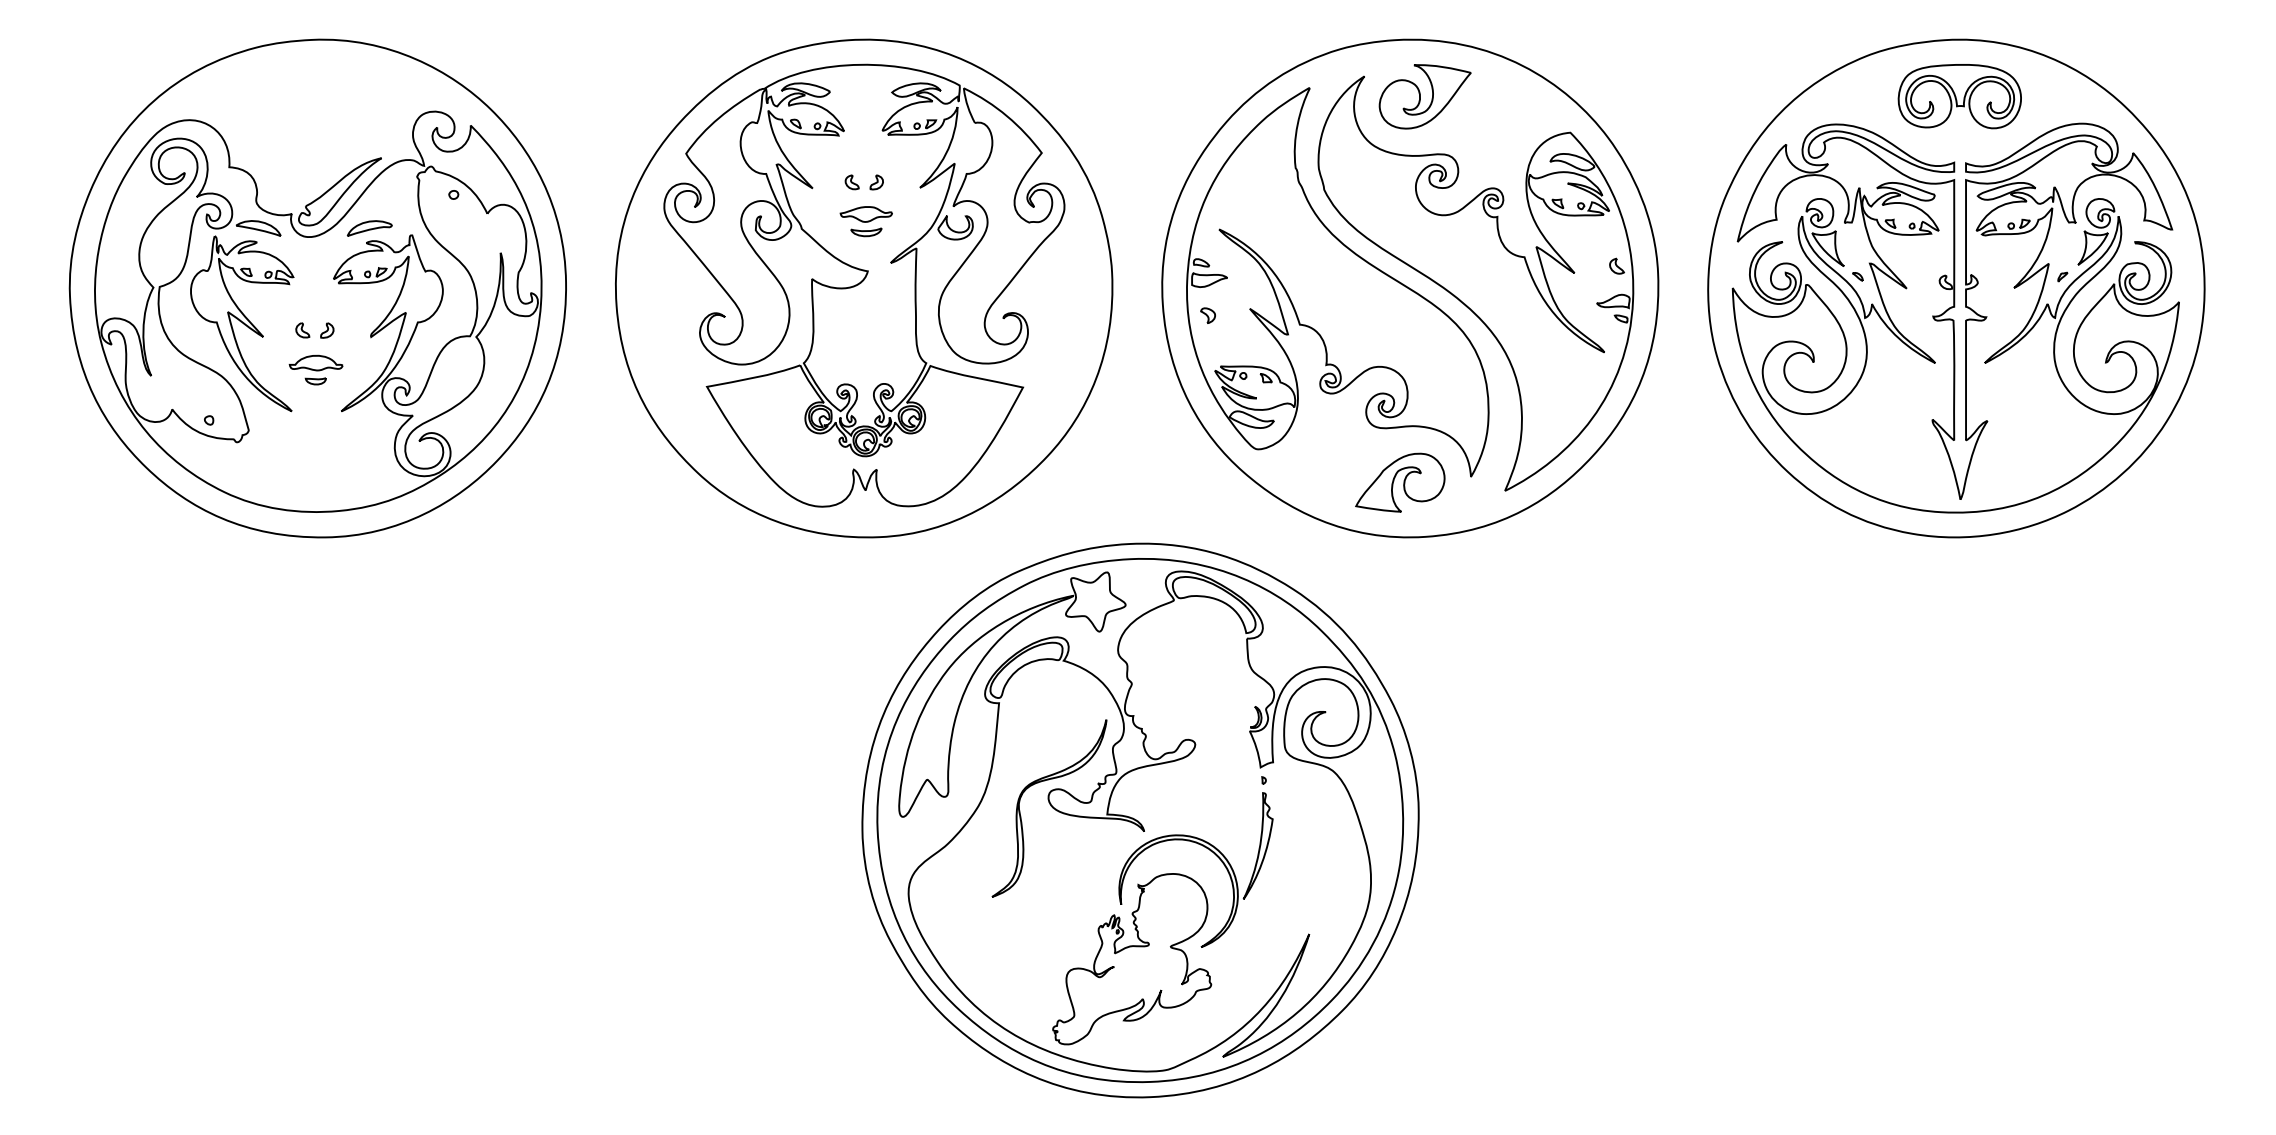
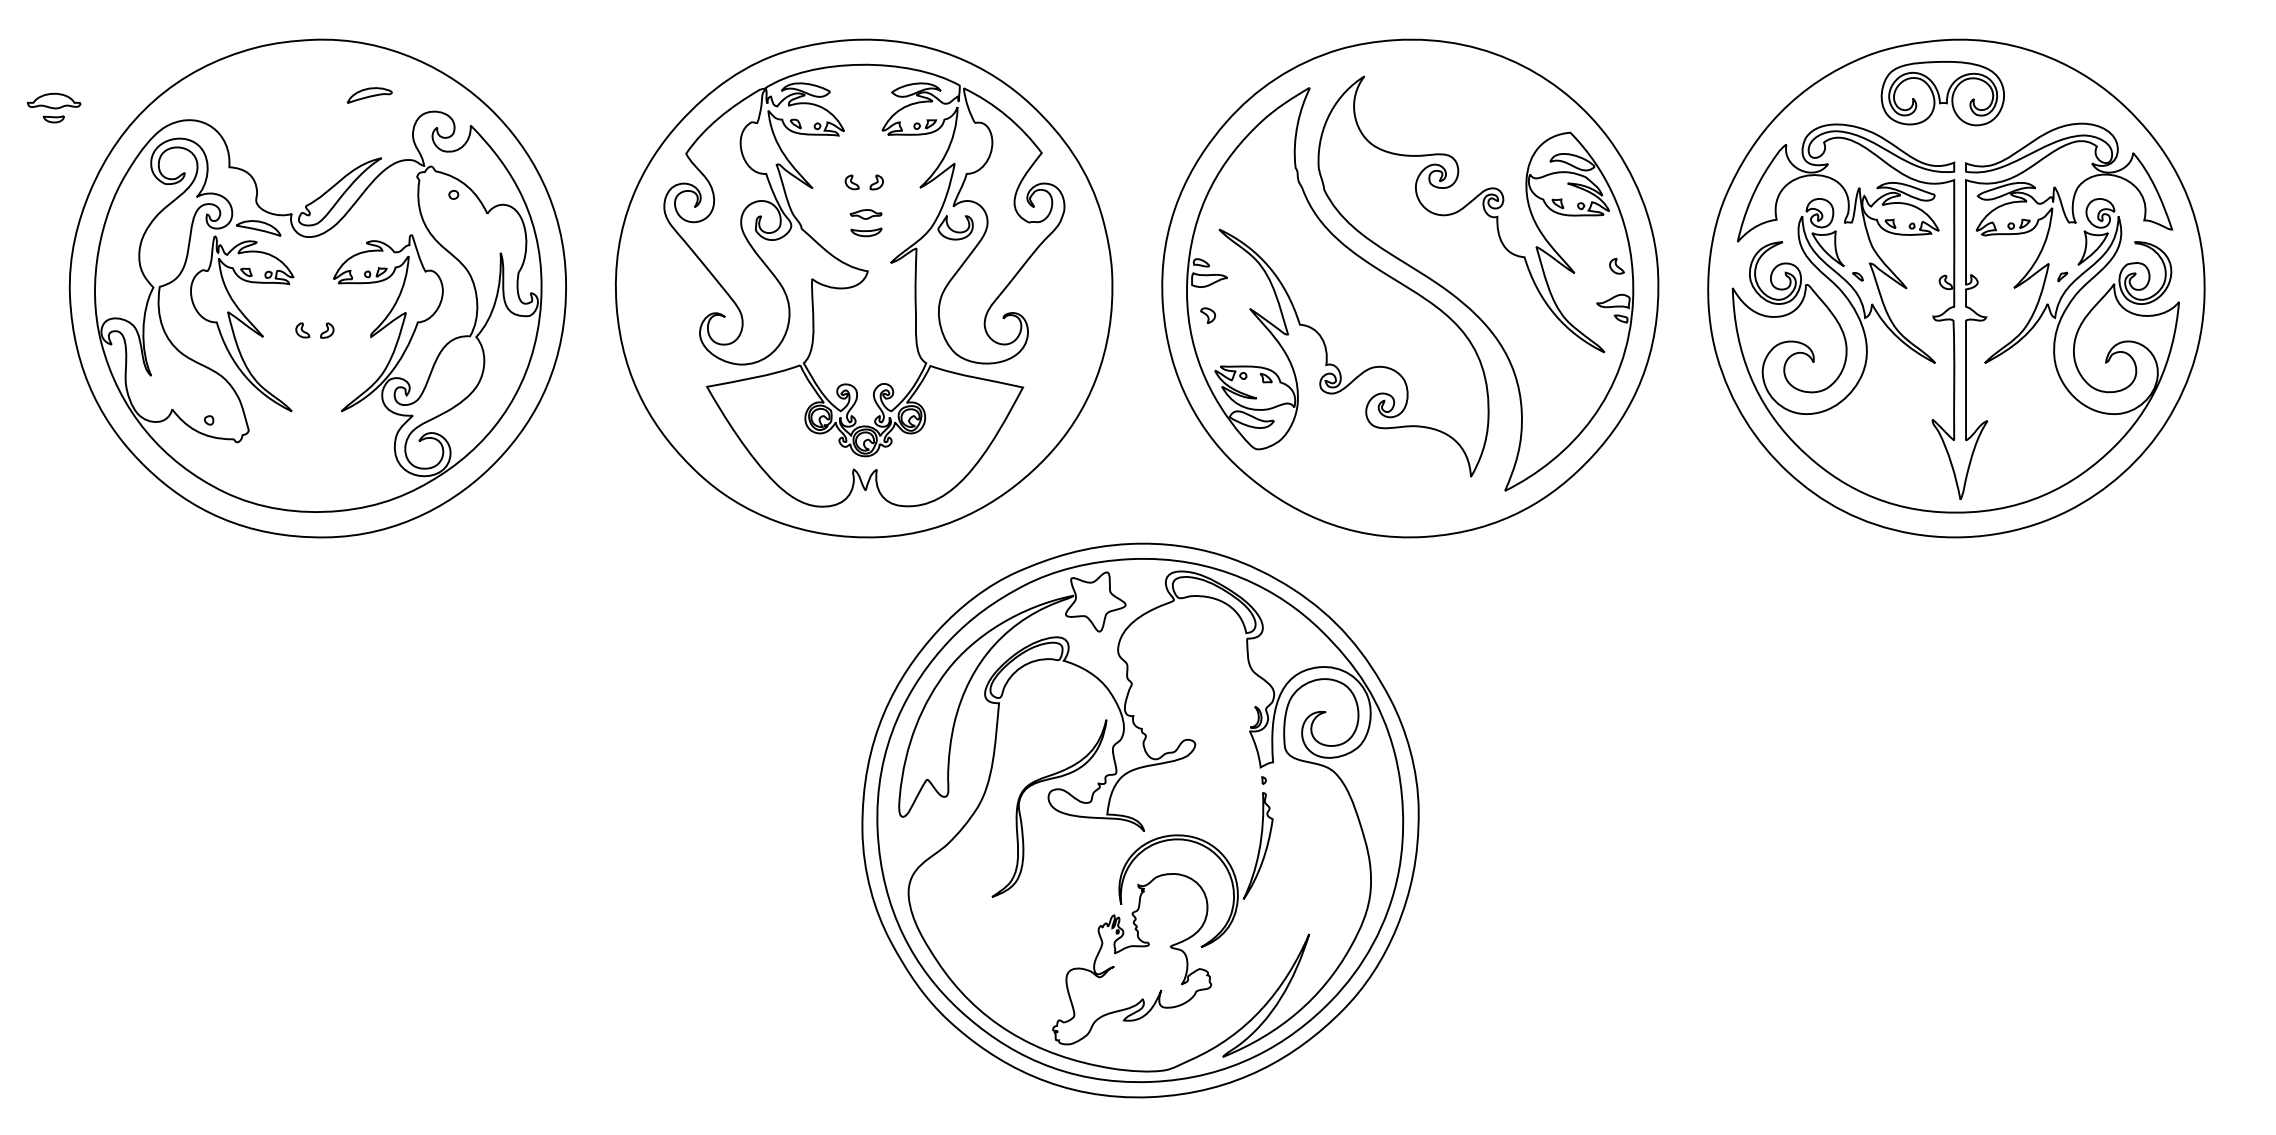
part: present -> none (1424, 96)
part position: (1959, 96) -> (1942, 93) (1942, 93)
part size: 54x17 px -> 34x11 px (865, 214)
part position: (369, 228) -> (369, 95) (369, 95)
part position: (315, 369) -> (53, 107) (53, 107)
part: present -> none (1400, 482)
